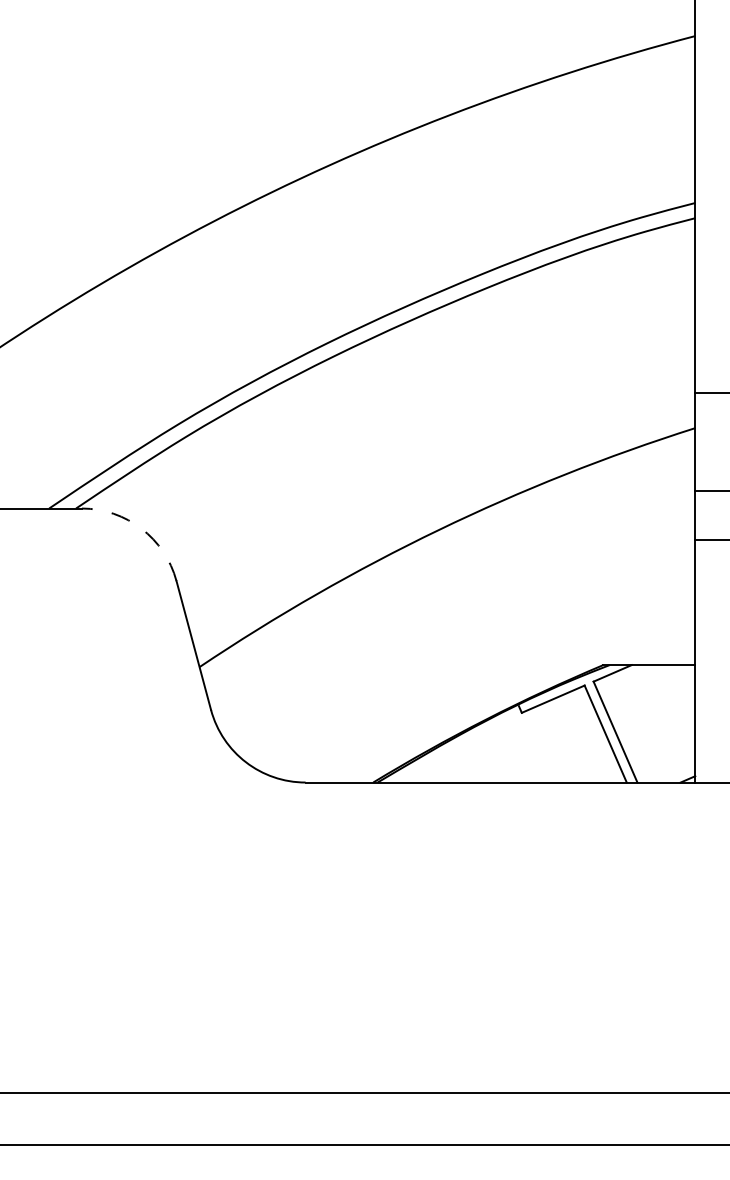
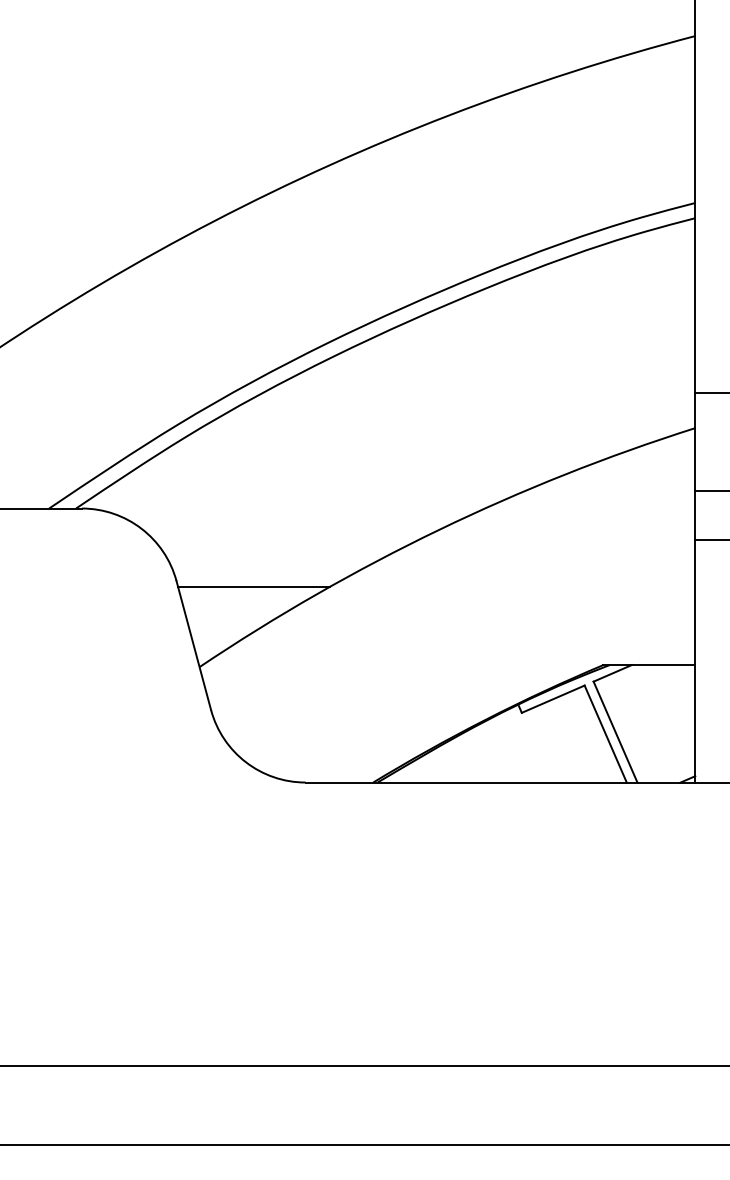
arc: dashed -> solid (141, 528)
line: none -> present (253, 586)
line position: (364, 1093) -> (364, 1066) (364, 1066)
